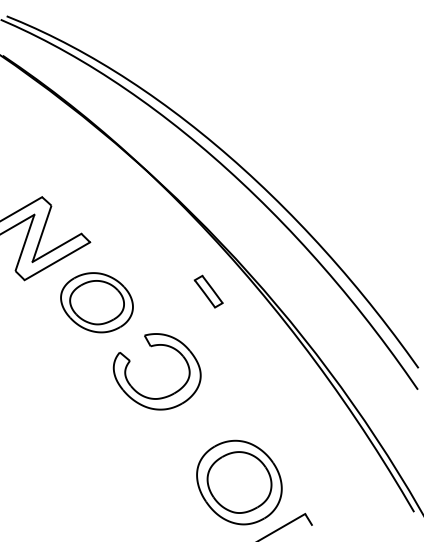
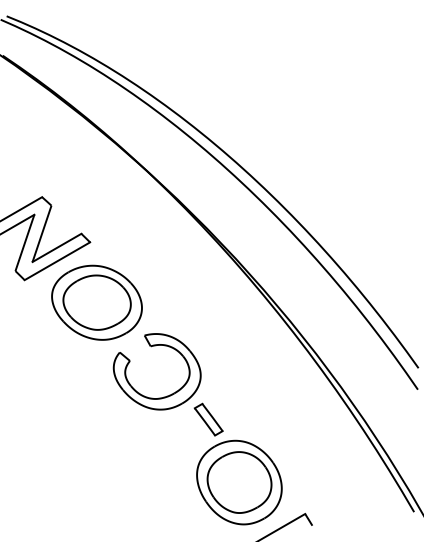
part position: (208, 291) -> (208, 419) (208, 419)
part size: 74x62 px -> 92x77 px (96, 302)
